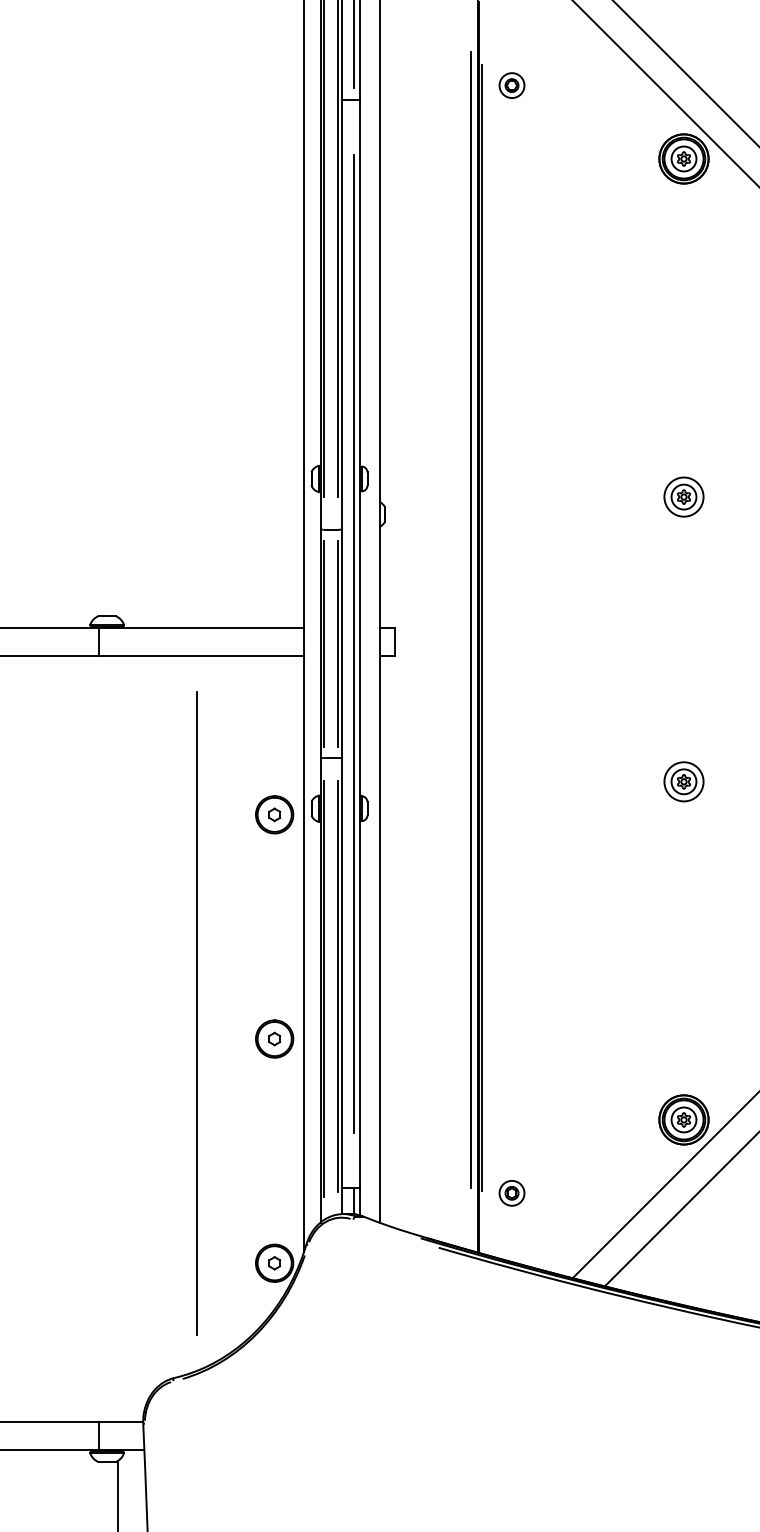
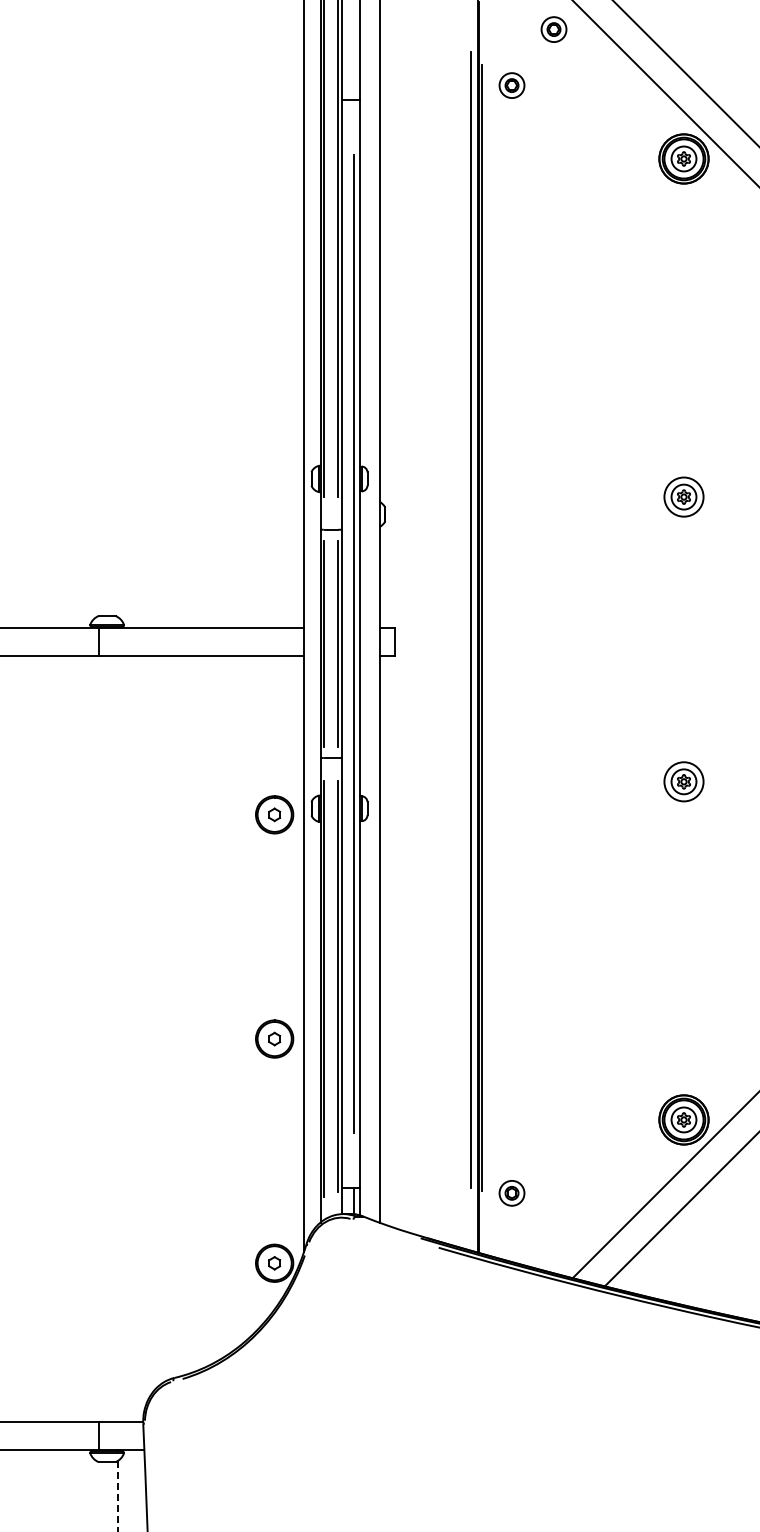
part: none -> present (553, 29)
line: present -> none (354, 45)
line: present -> none (196, 1013)
line: solid -> dashed (117, 1496)
